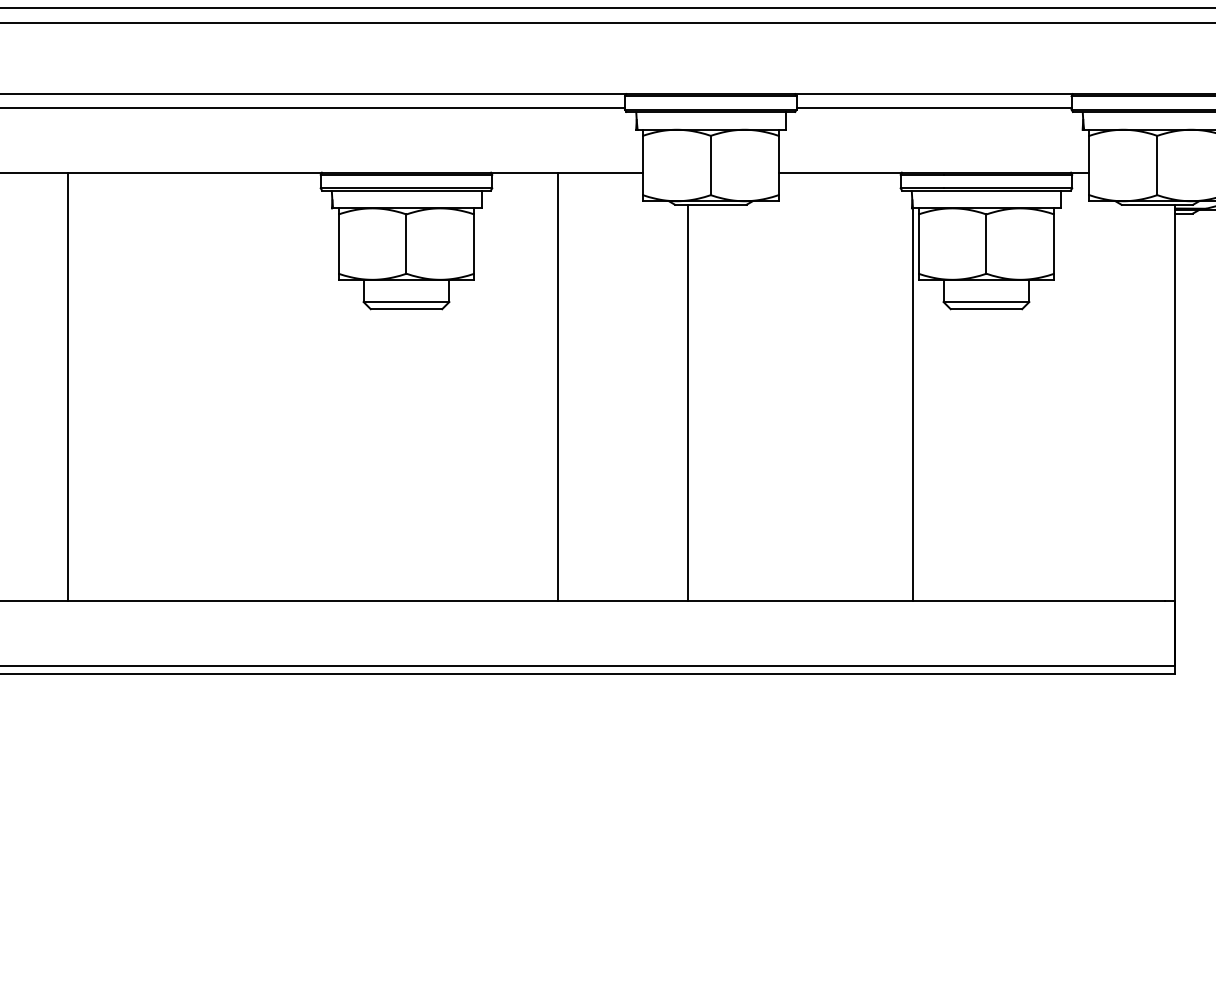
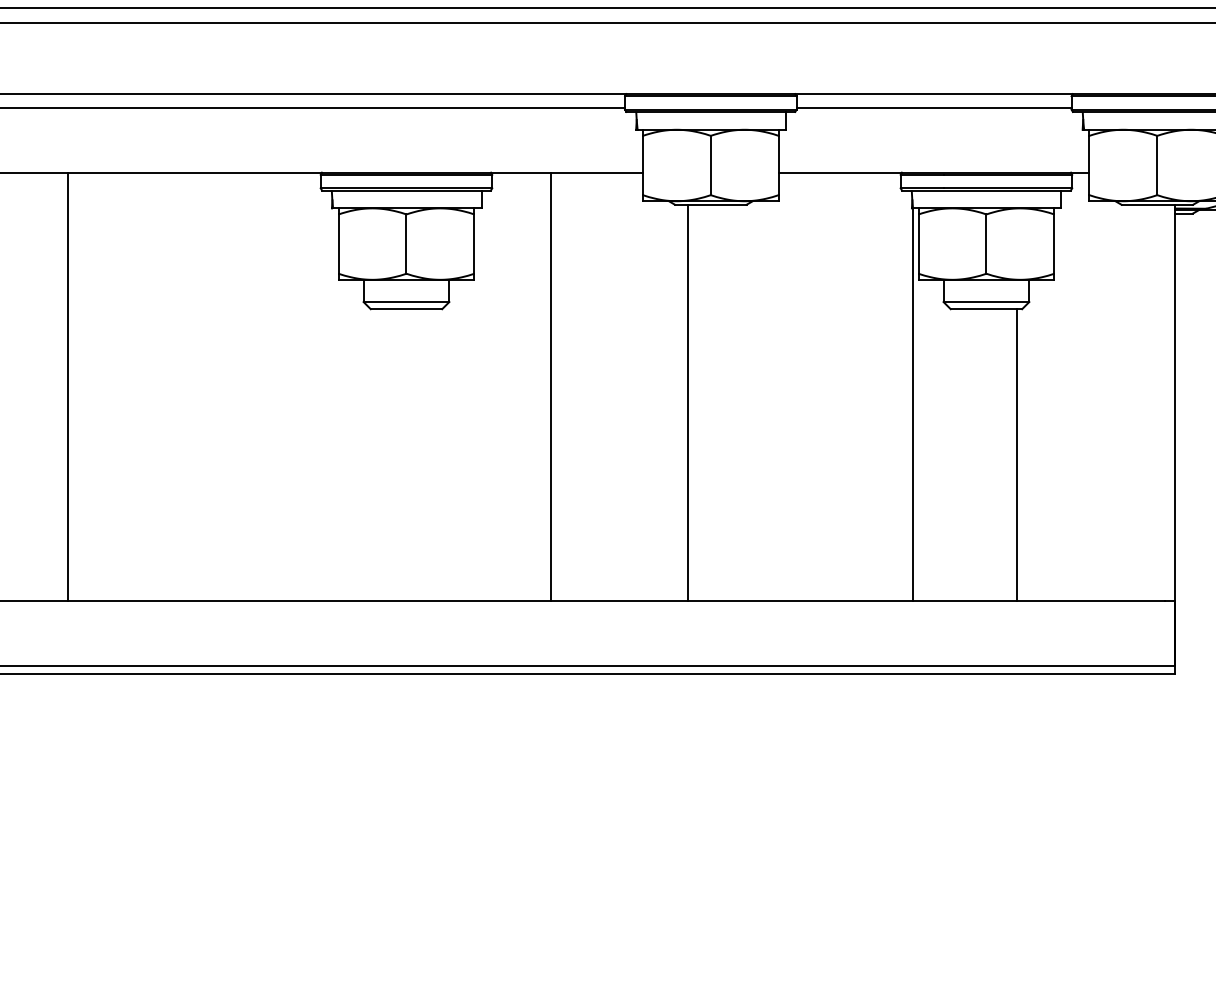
line position: (557, 386) -> (550, 386) (550, 386)
line: none -> present (1016, 455)
